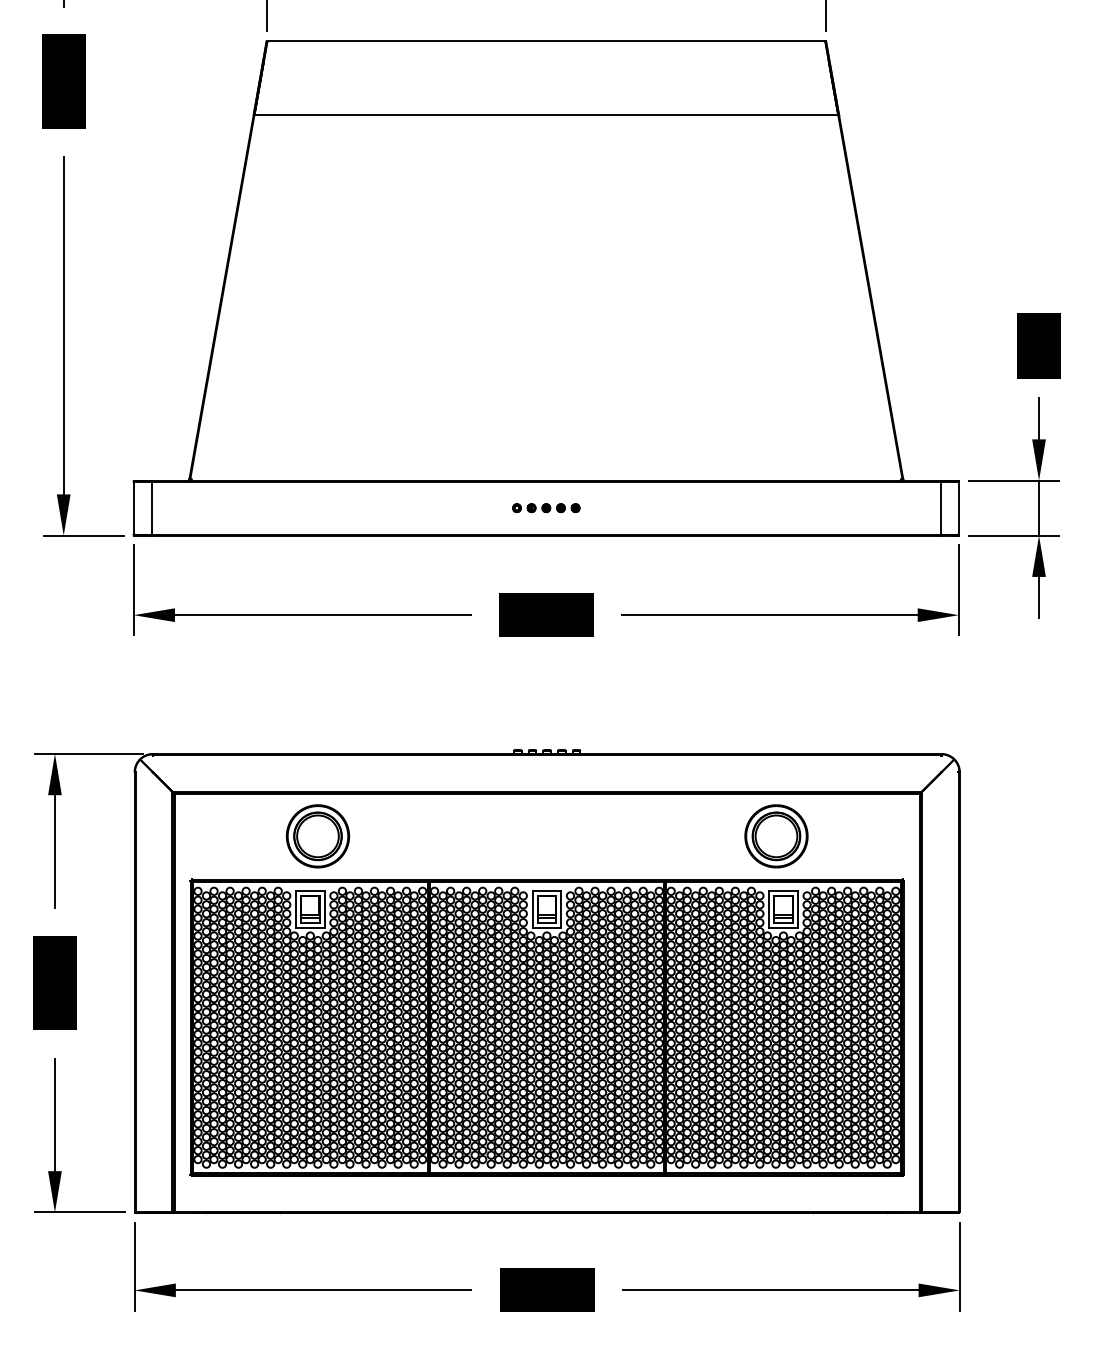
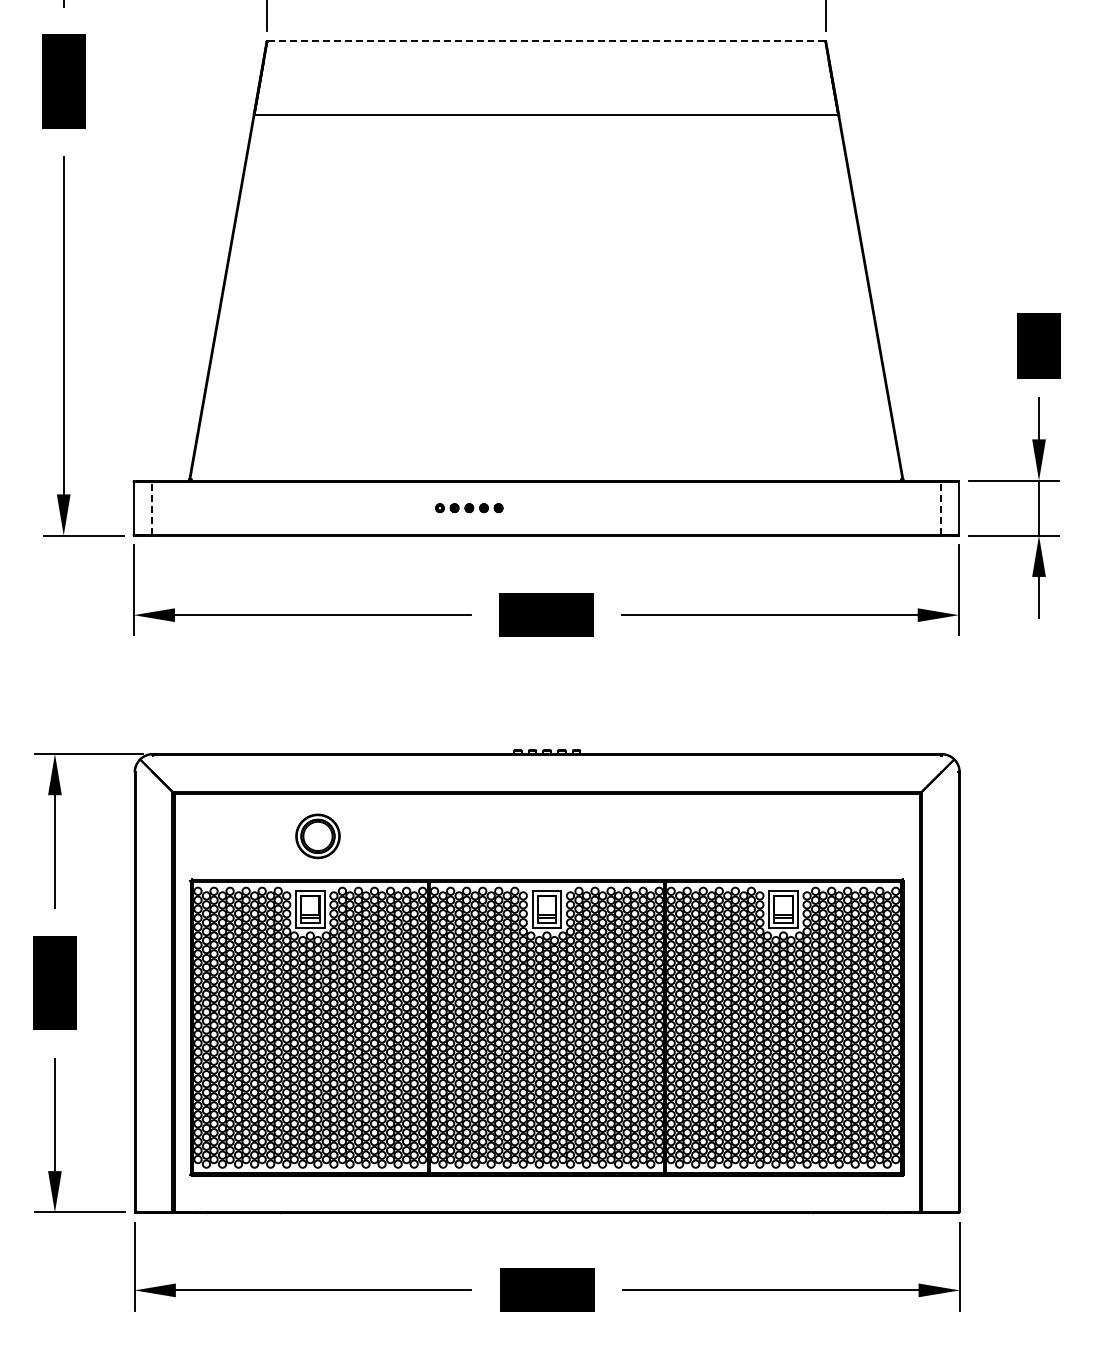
line: solid -> dashed (546, 40)
line: solid -> dashed (940, 507)
line: solid -> dashed (152, 508)
part position: (546, 508) -> (469, 508) (469, 508)
part size: 66x65 px -> 46x47 px (317, 836)
part: present -> none (776, 836)
